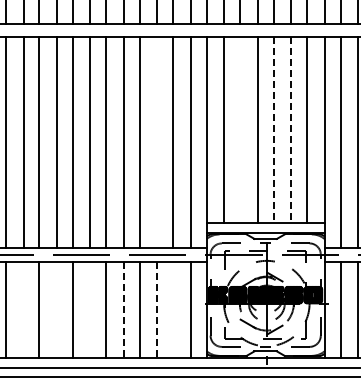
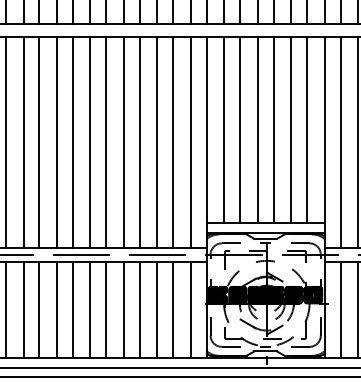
line: none -> present (240, 129)
line: dashed -> solid (273, 129)
line: dashed -> solid (291, 129)
line: none -> present (157, 142)
line: none -> present (23, 309)
line: none -> present (56, 309)
line: none -> present (90, 309)
line: dashed -> solid (123, 309)
line: dashed -> solid (157, 309)
line: none -> present (173, 309)
